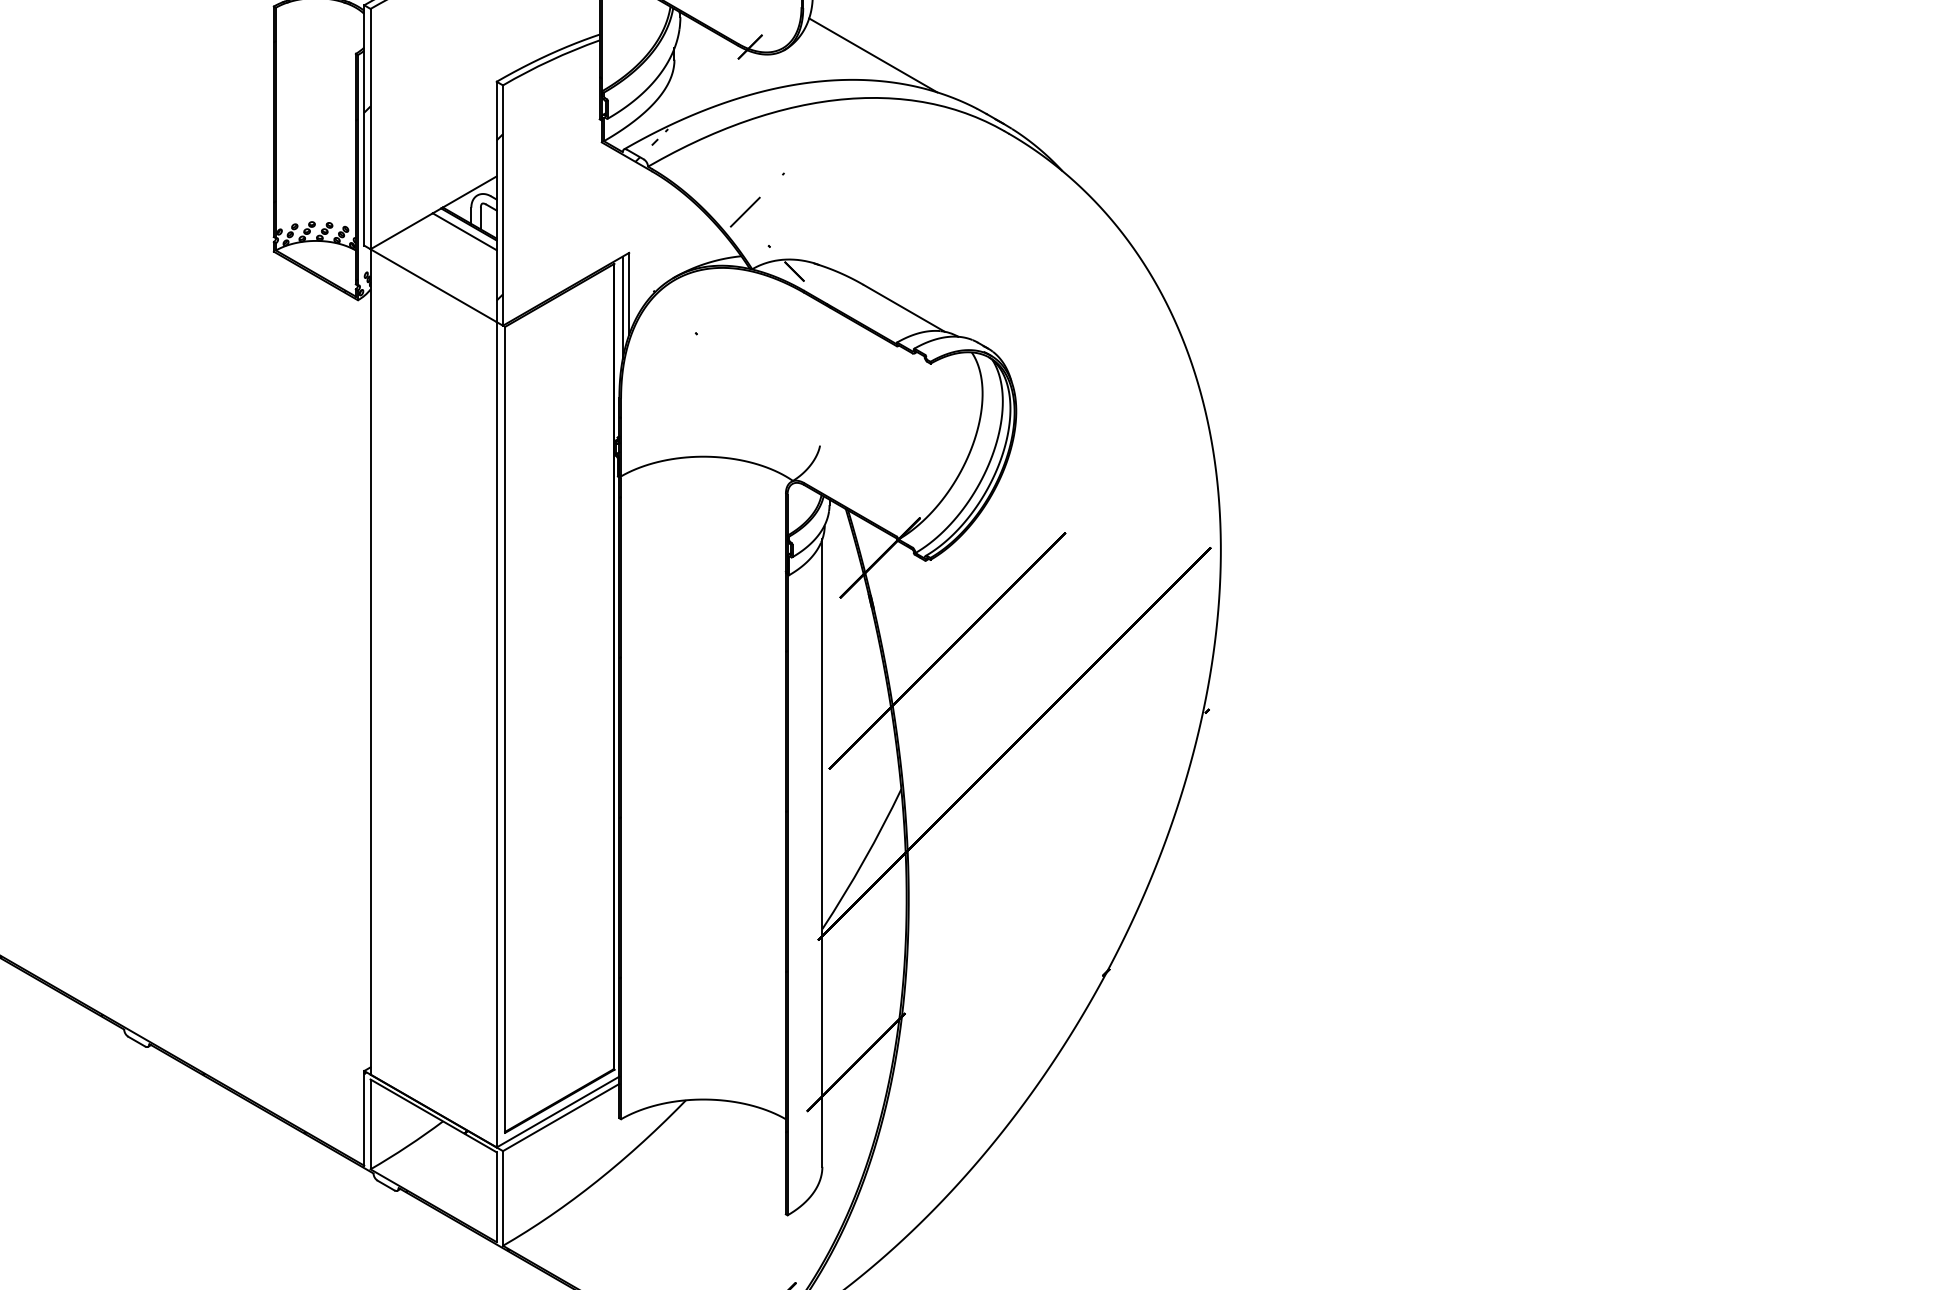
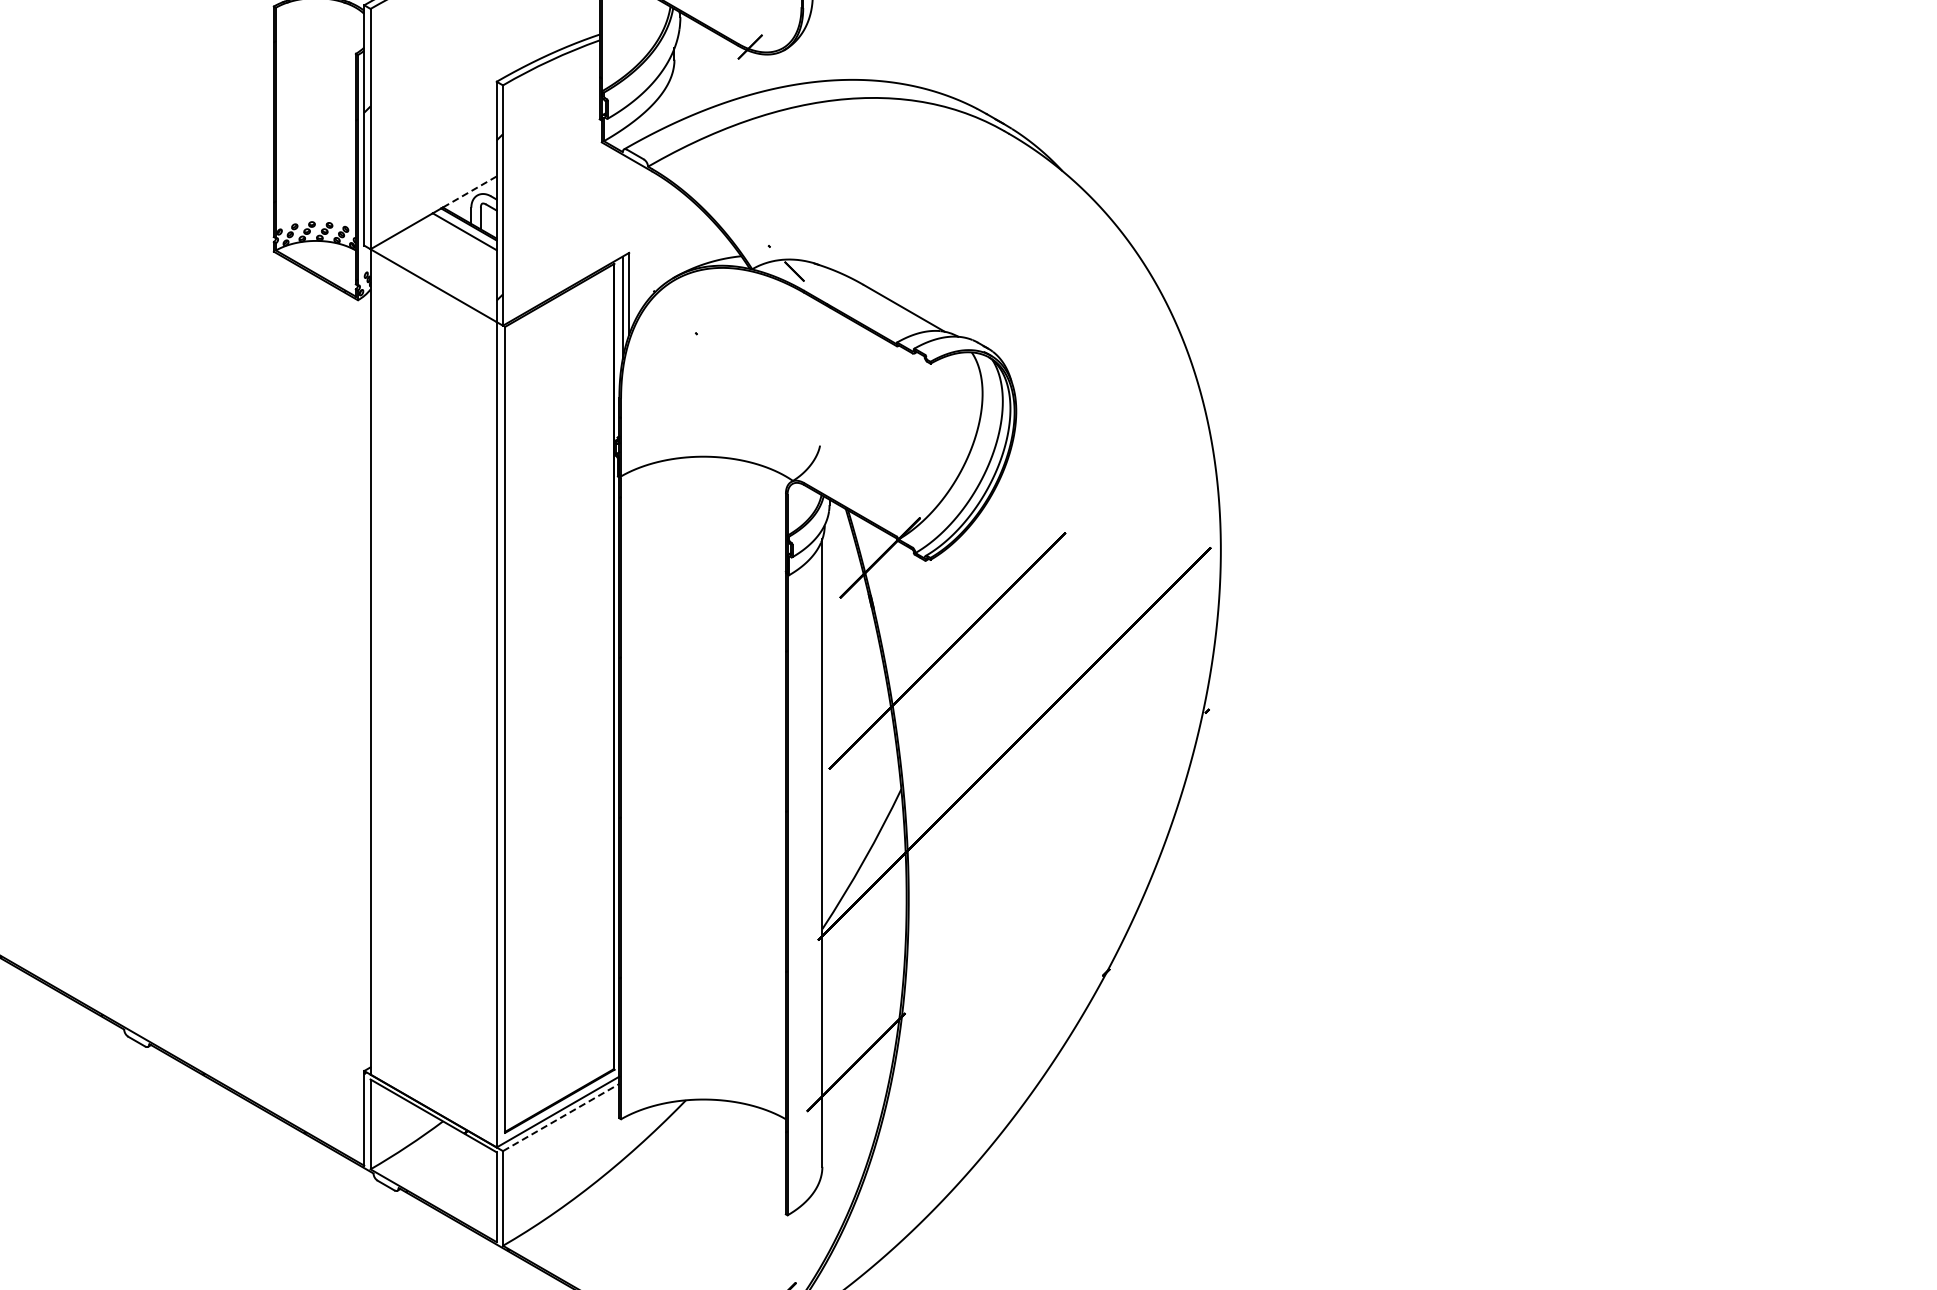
line: present -> none (873, 55)
hatch: present -> none (709, 178)
line: solid -> dashed (469, 192)
line: solid -> dashed (561, 1117)
